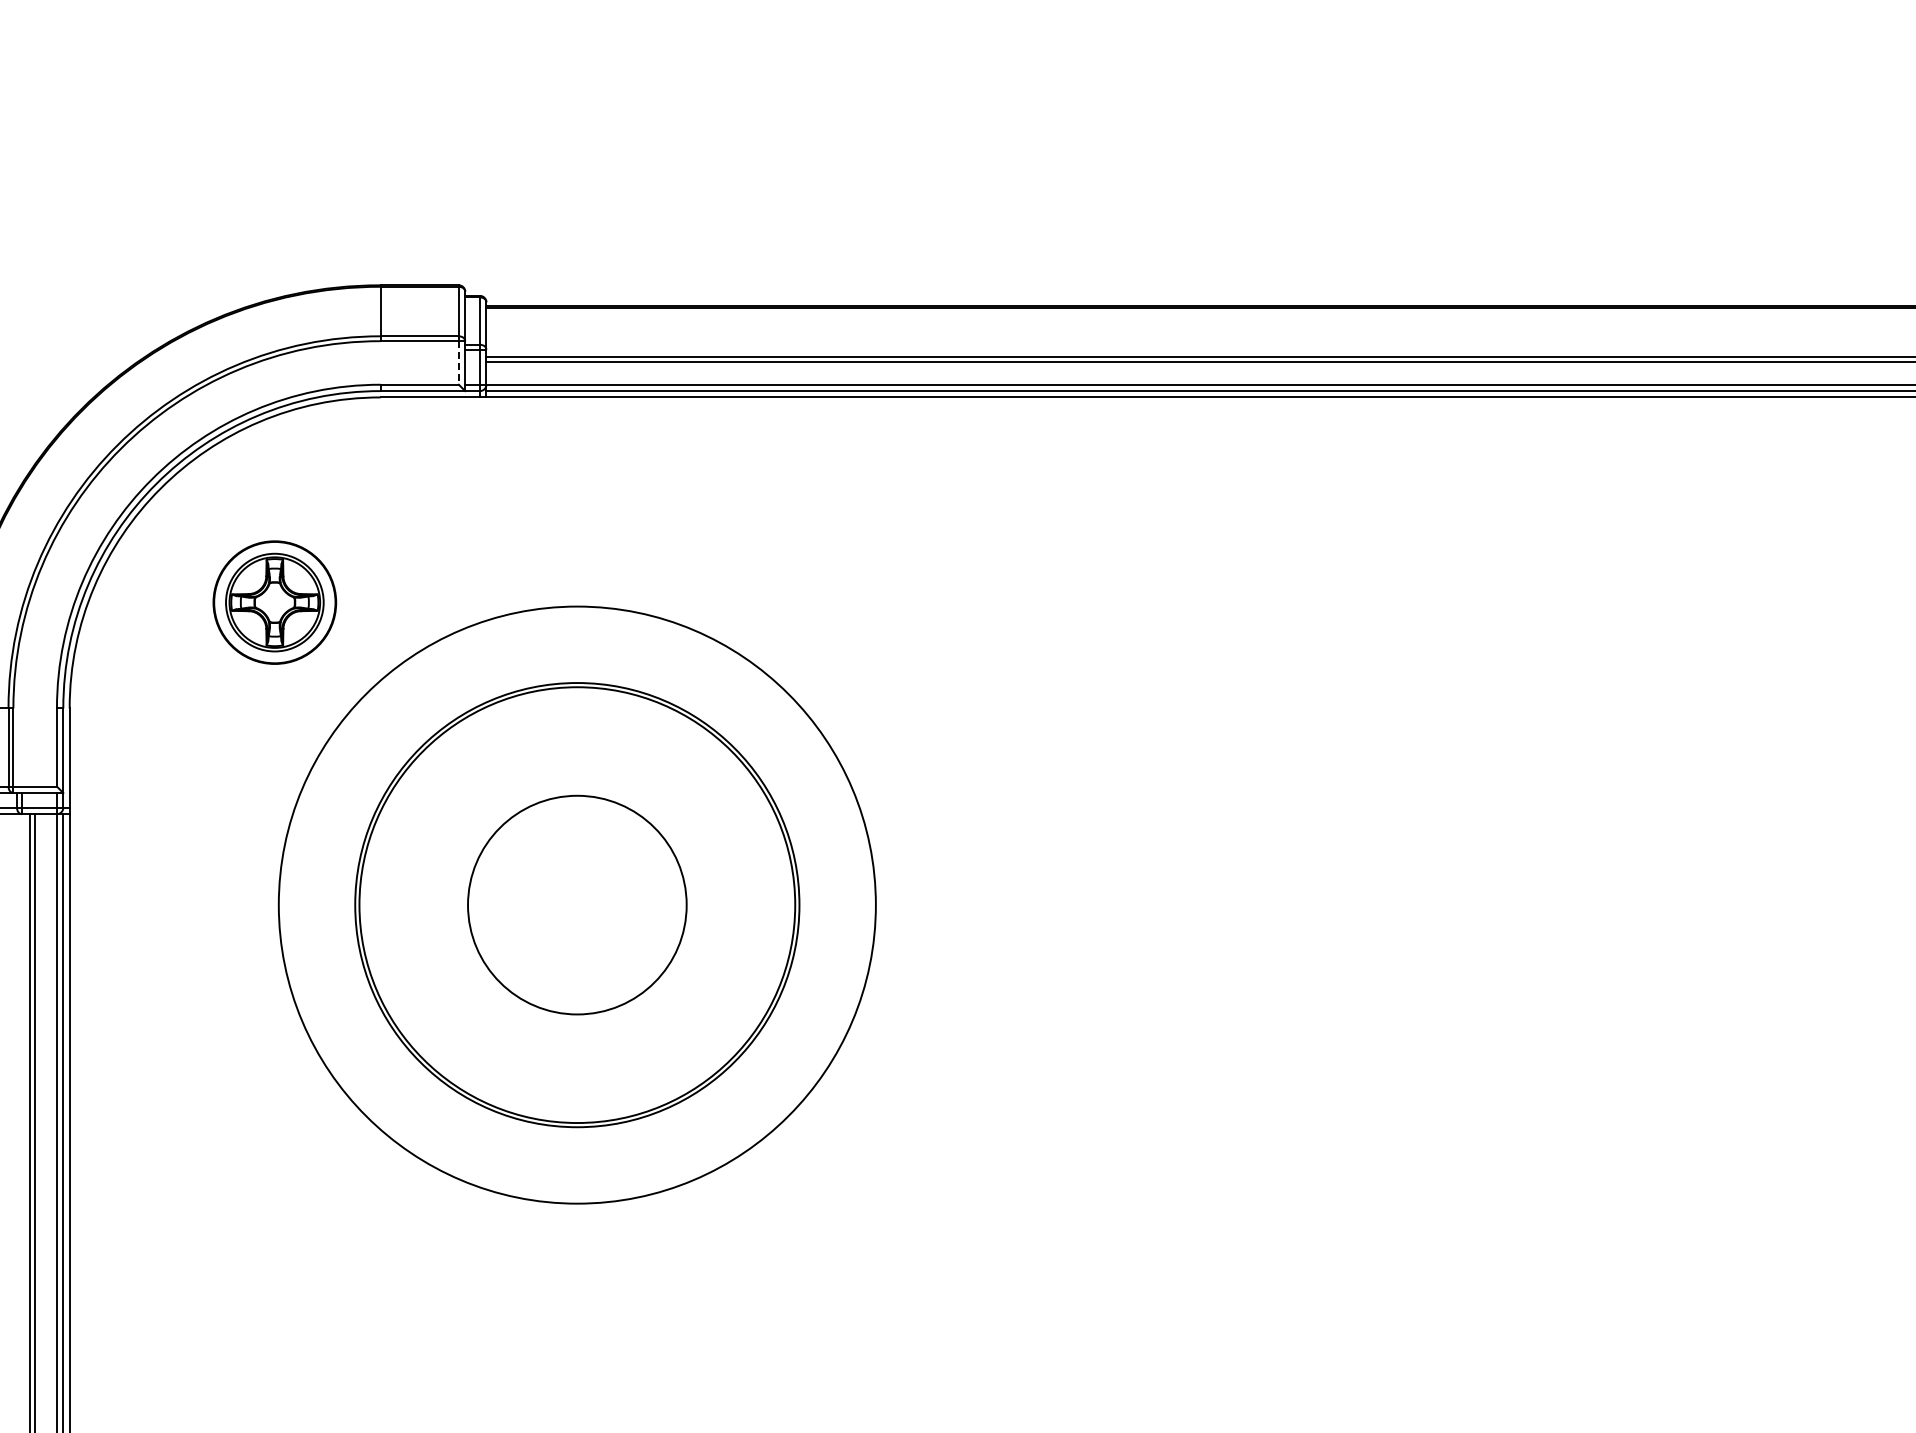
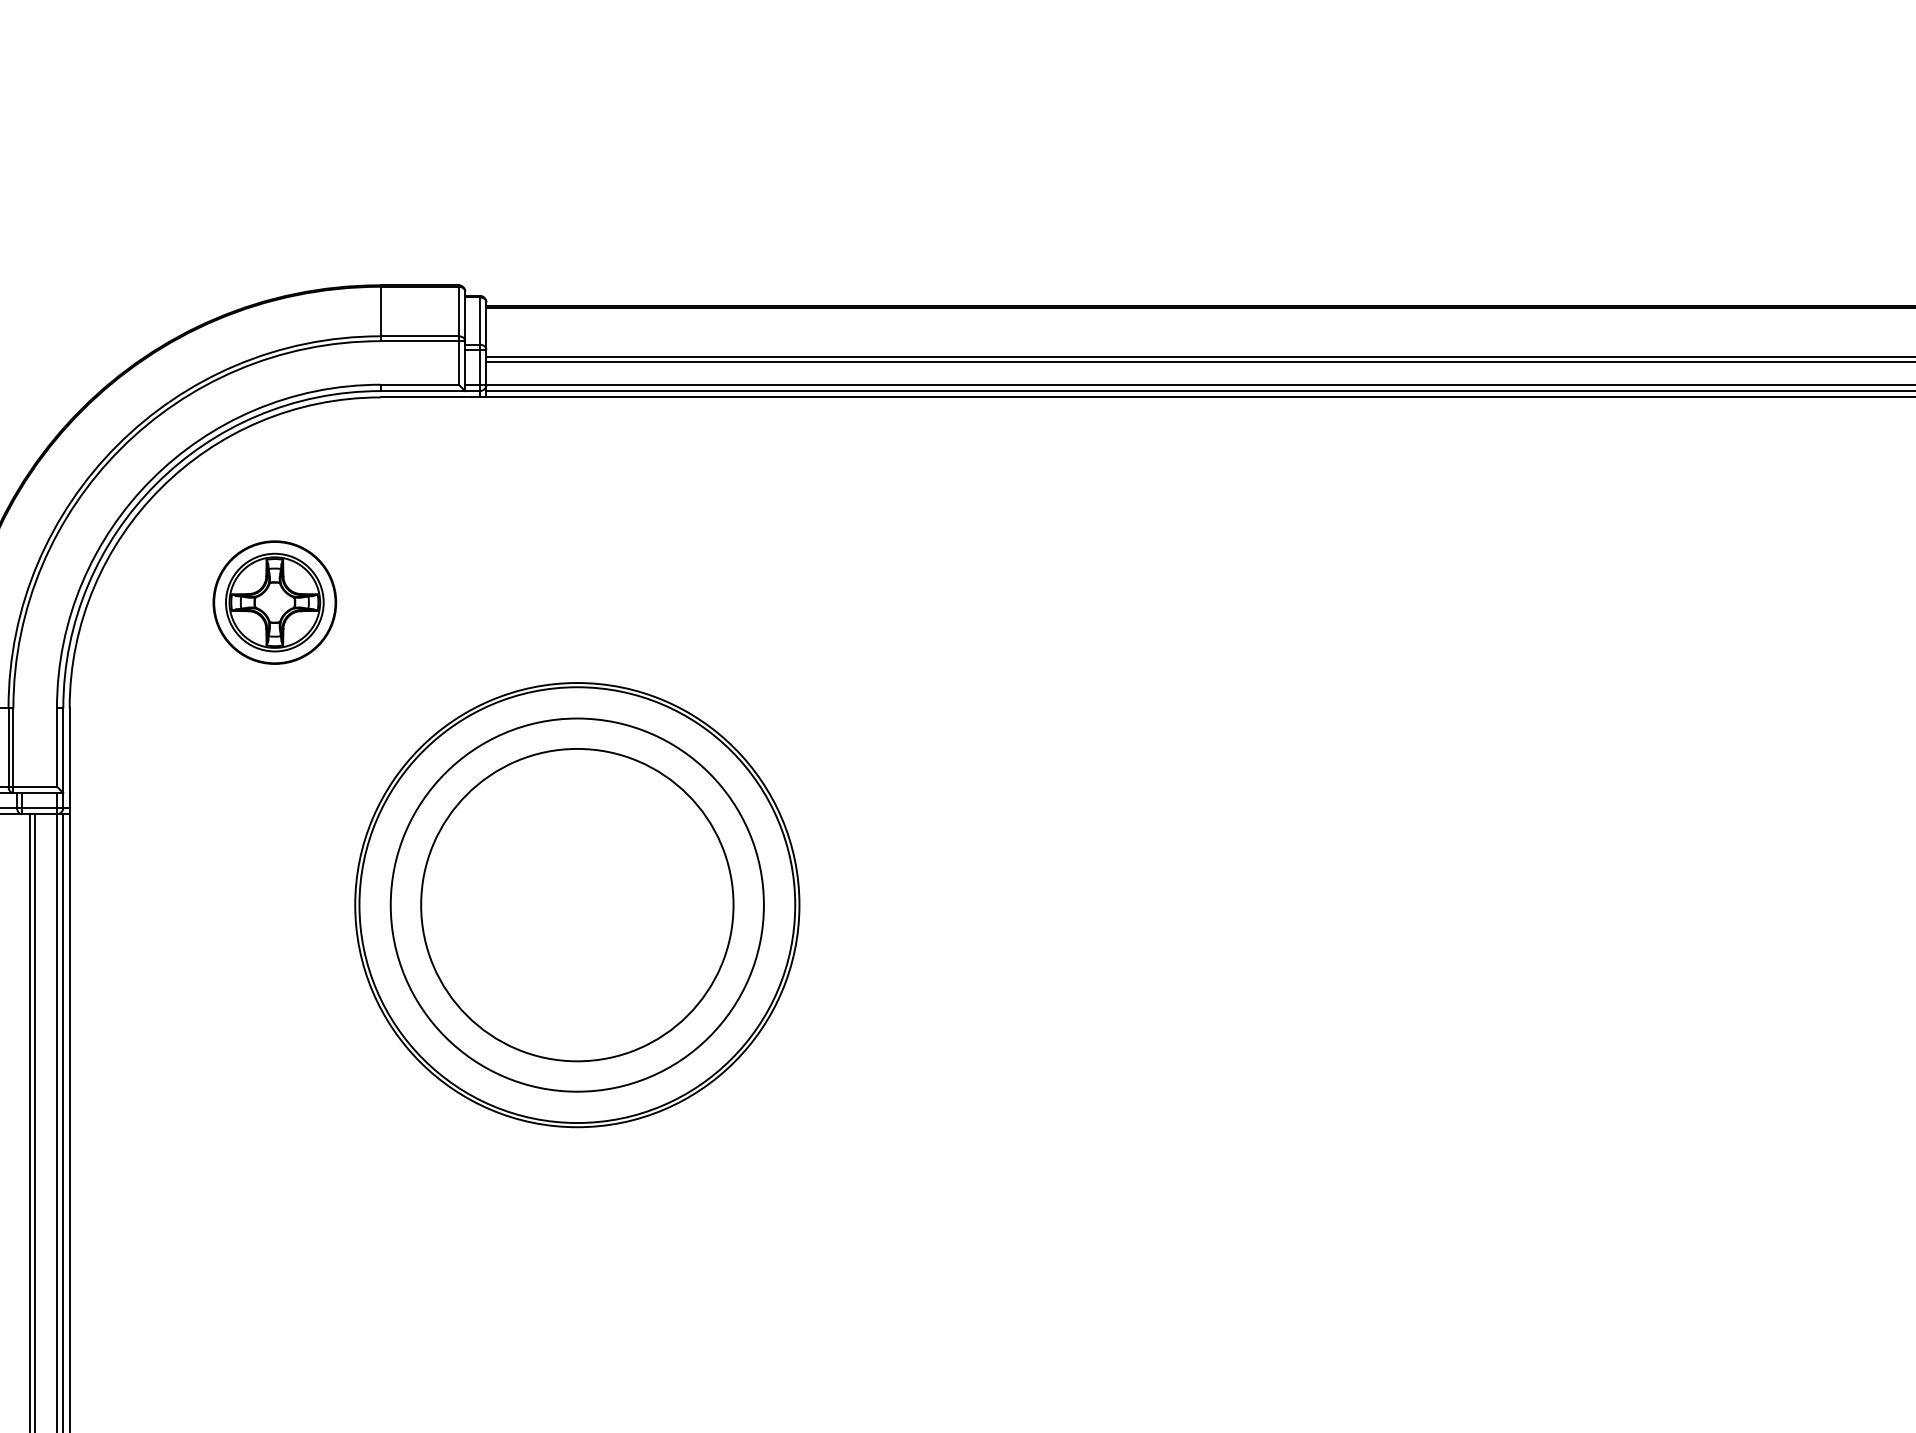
line: dashed -> solid (458, 362)
circle diameter: 597 px -> 373 px (576, 904)
circle diameter: 219 px -> 312 px (577, 904)
